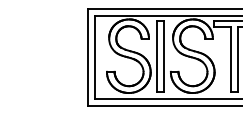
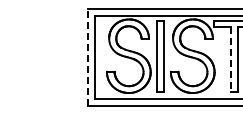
line: solid -> dashed (87, 57)
line: solid -> dashed (230, 59)
